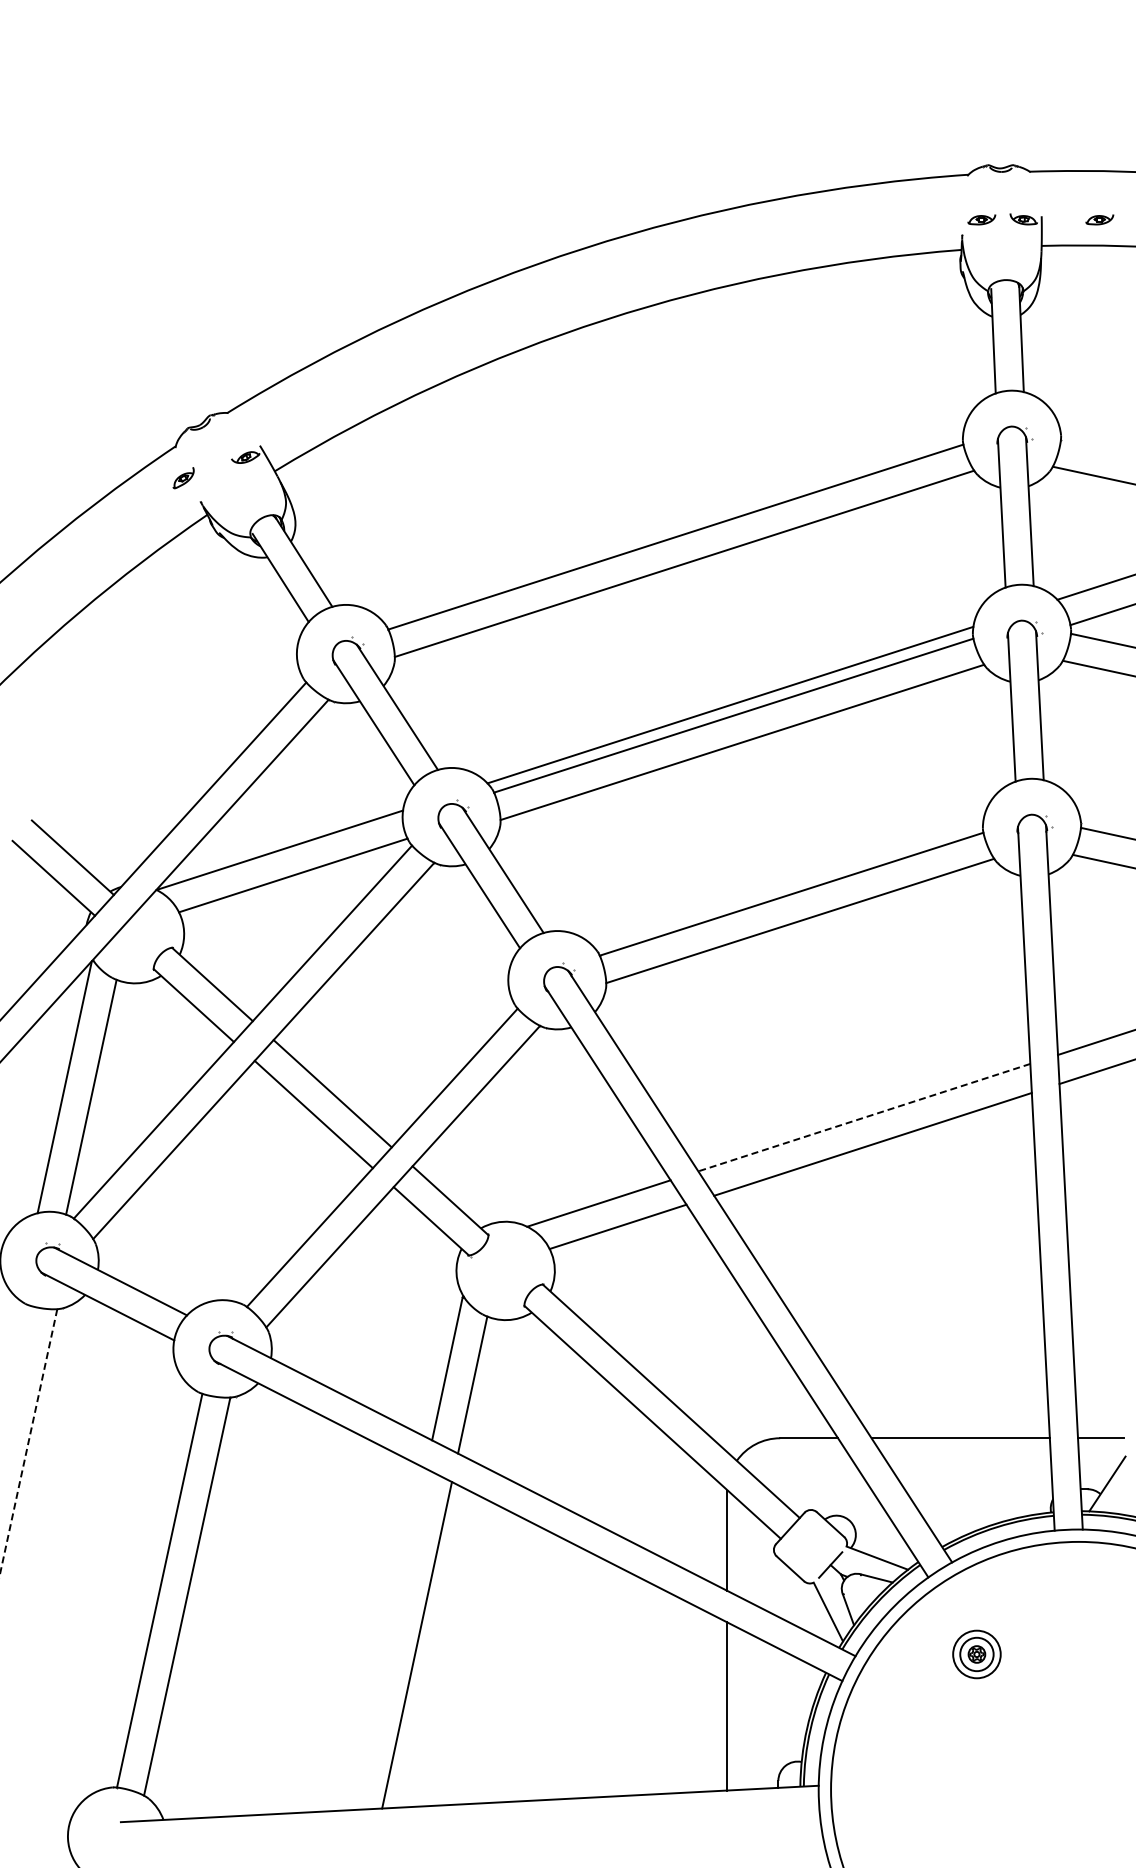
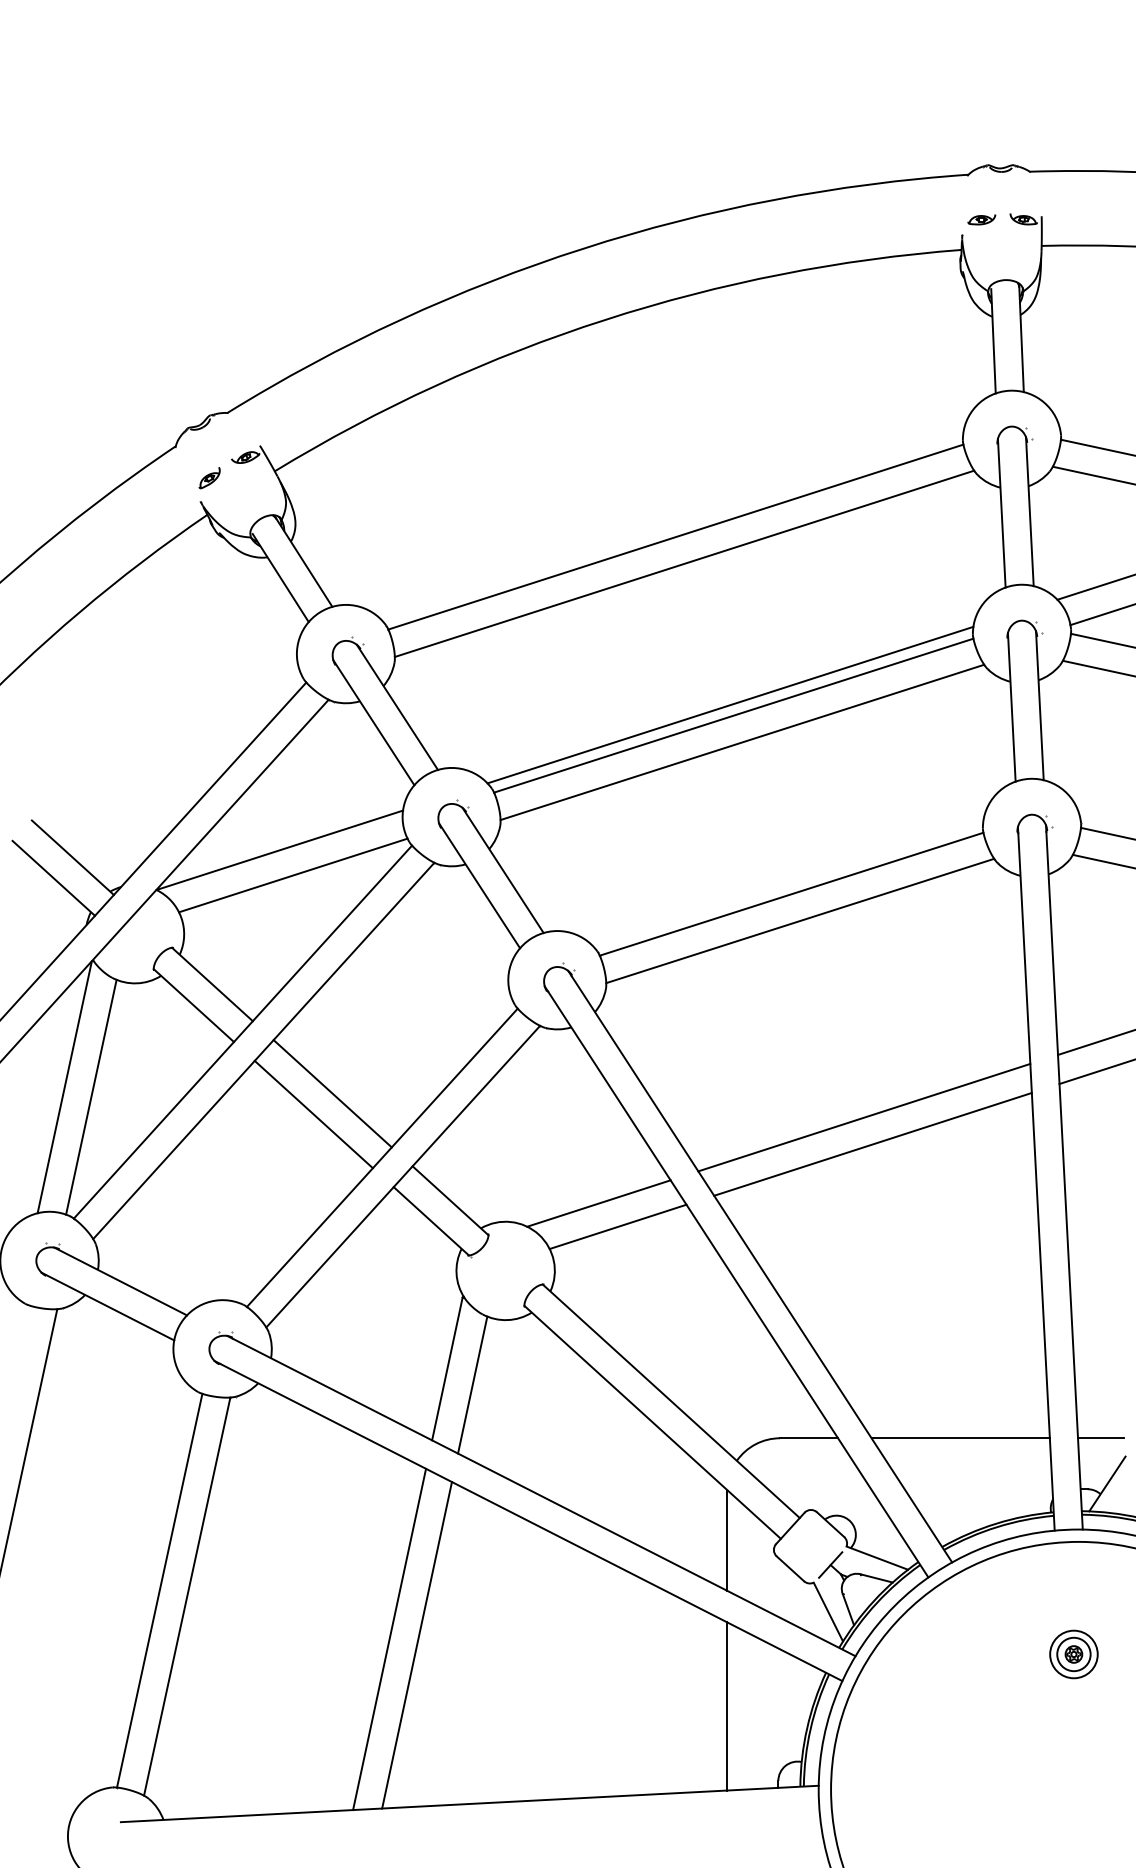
part: present -> none (1099, 219)
line: none -> present (1096, 447)
part position: (183, 478) -> (209, 478) (209, 478)
line: dashed -> solid (863, 1117)
line: dashed -> solid (28, 1442)
line: none -> present (389, 1639)
part position: (976, 1654) -> (1073, 1654) (1073, 1654)
